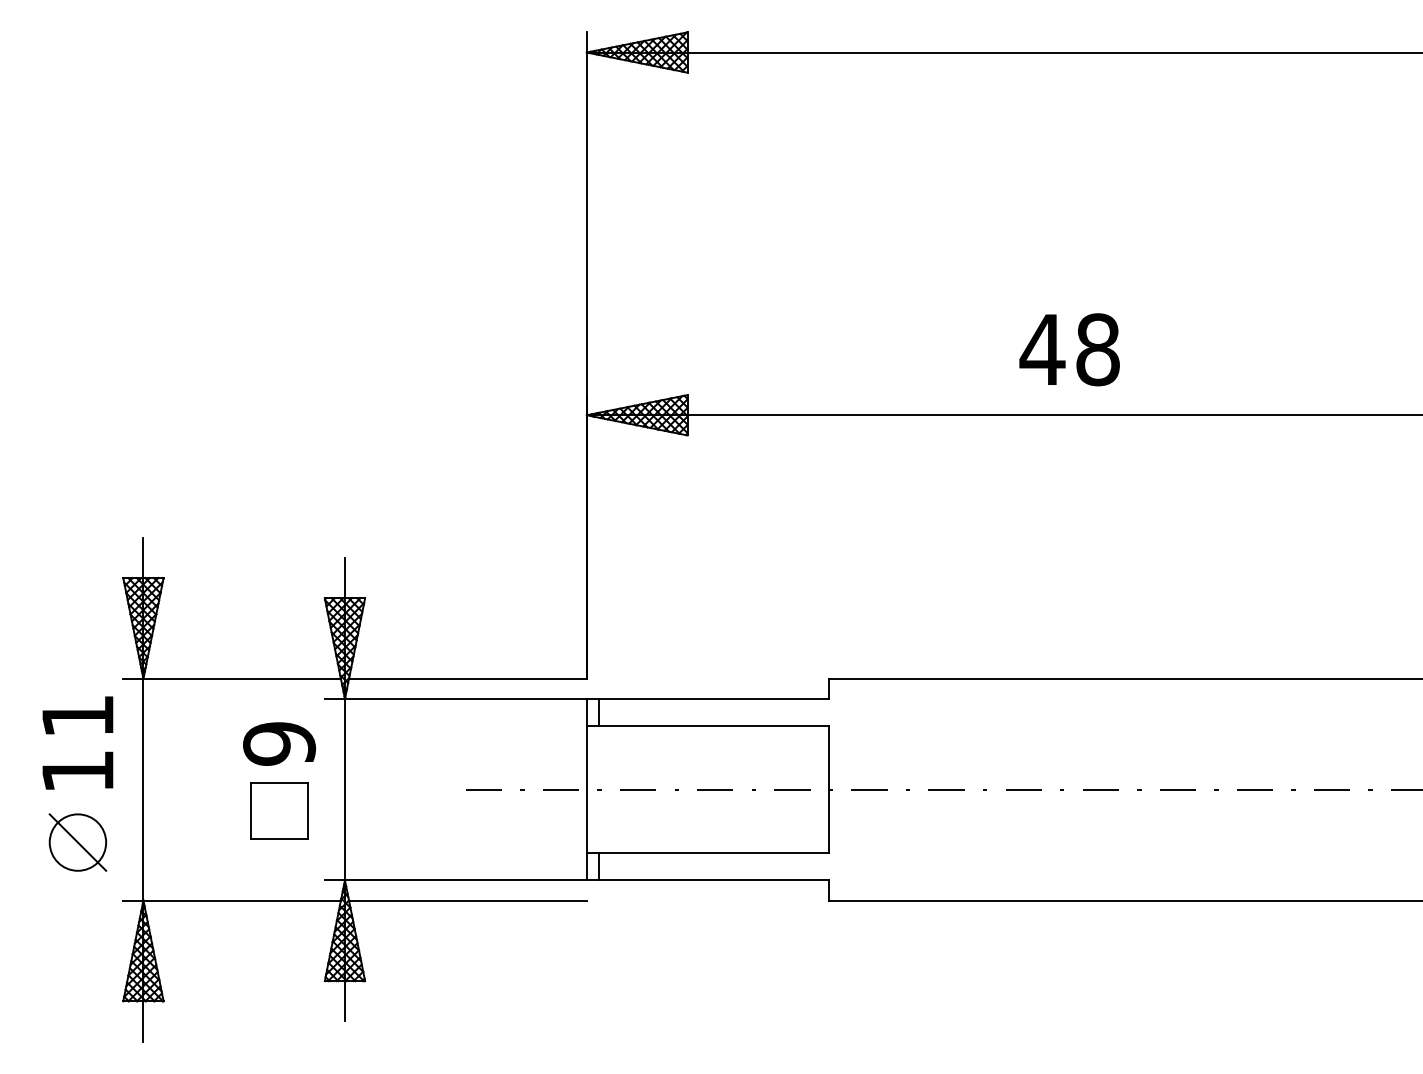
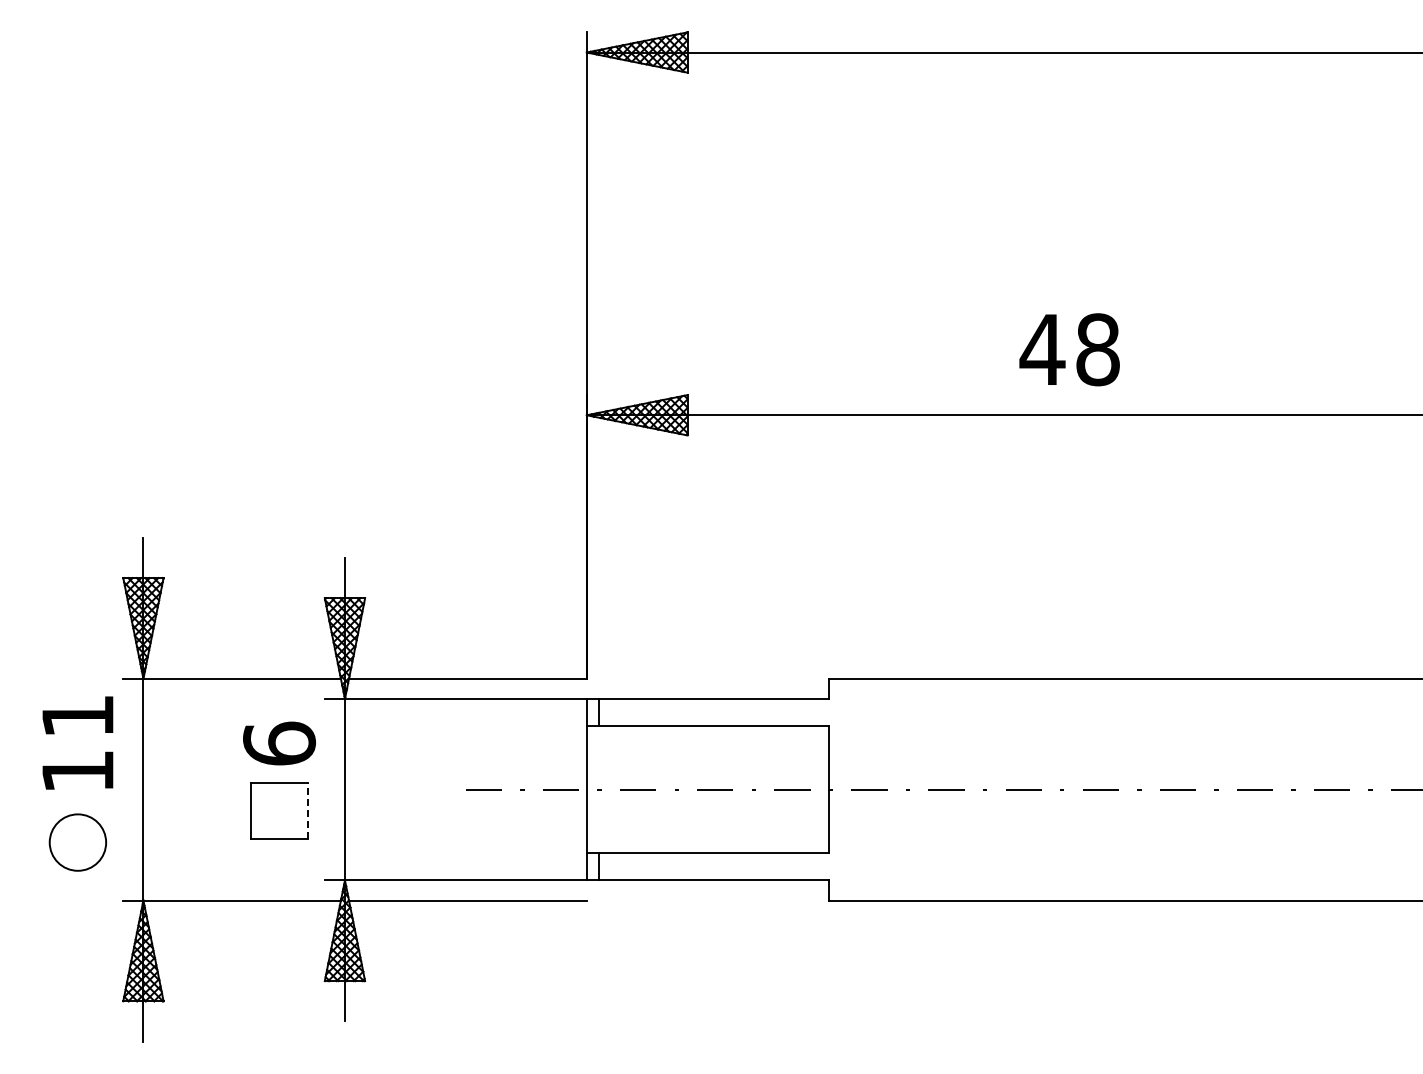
text: 9 -> 6 (279, 743)
line: solid -> dashed (307, 810)
line: present -> none (77, 842)
